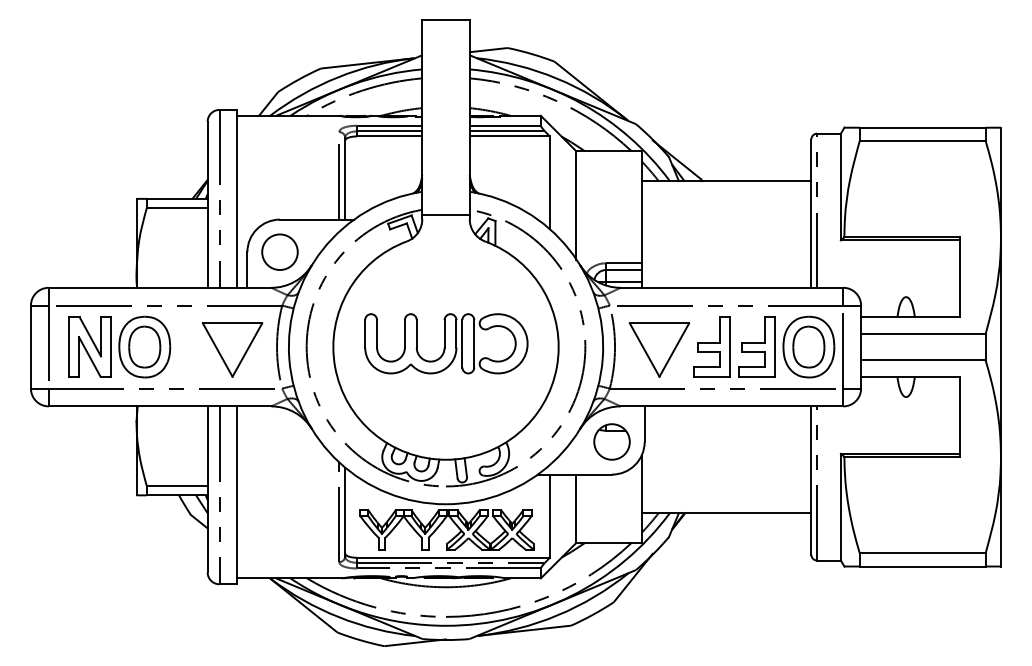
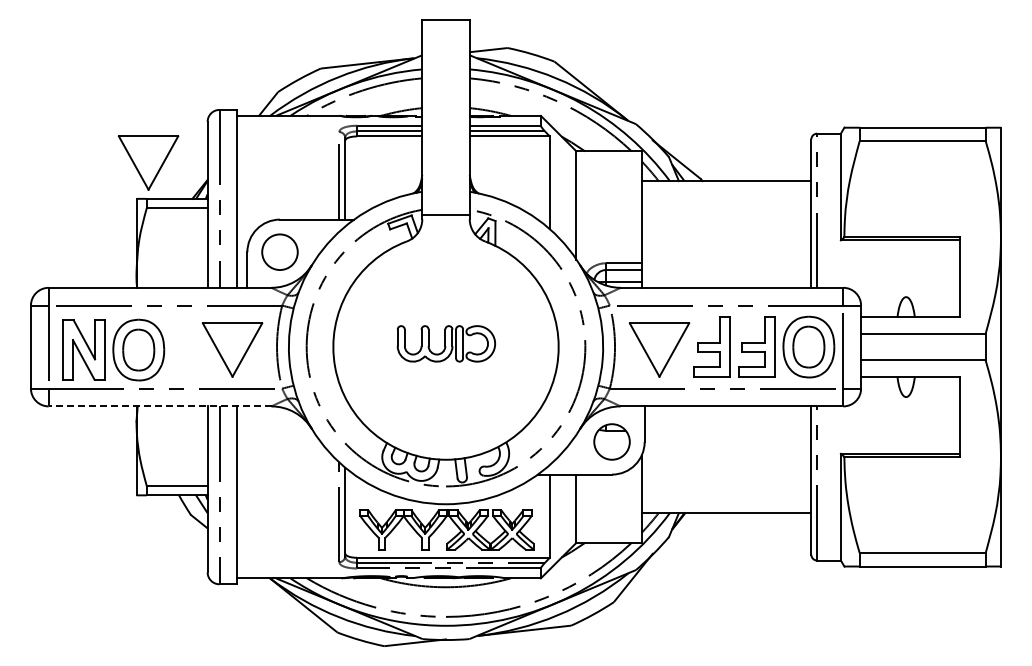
part: none -> present (148, 162)
part size: 165x62 px -> 100x38 px (445, 343)
part position: (119, 346) -> (113, 349) (113, 349)
line: solid -> dashed (159, 406)
